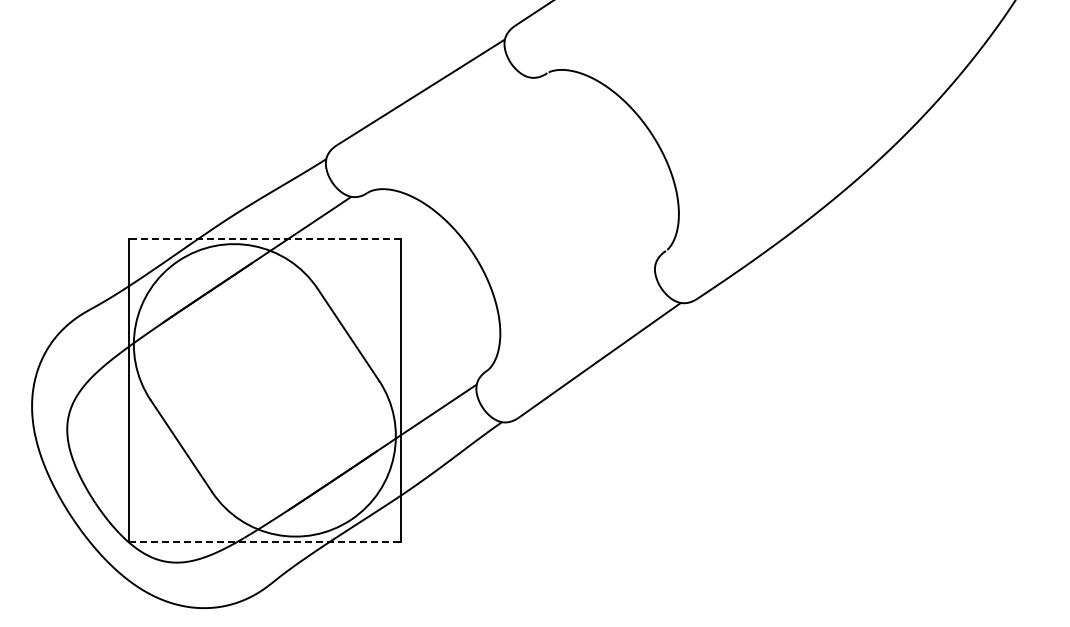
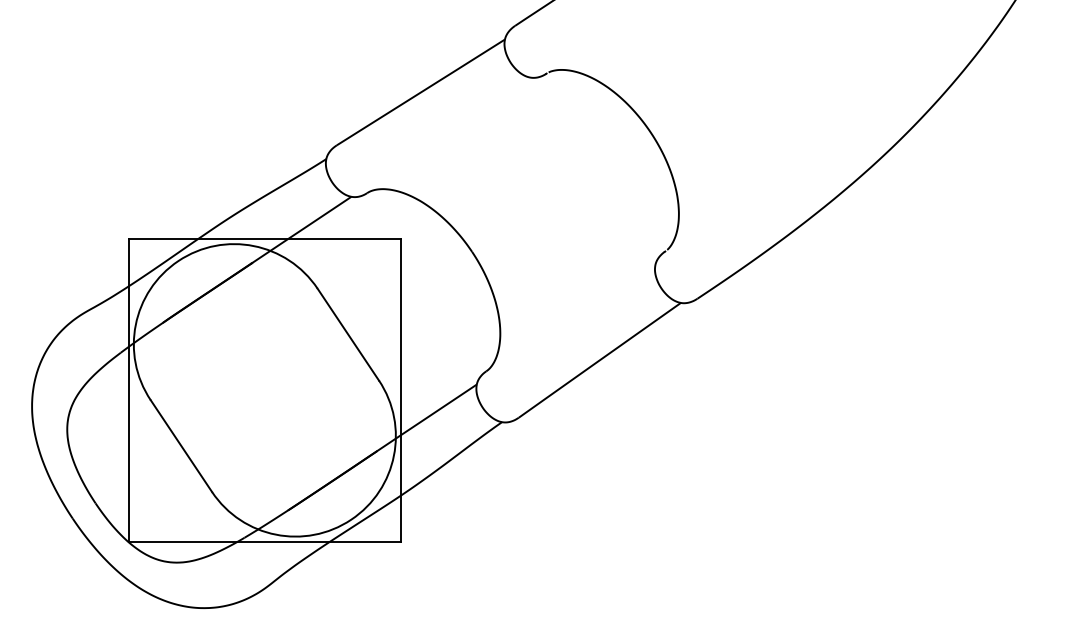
line: dashed -> solid (264, 239)
line: dashed -> solid (265, 541)
